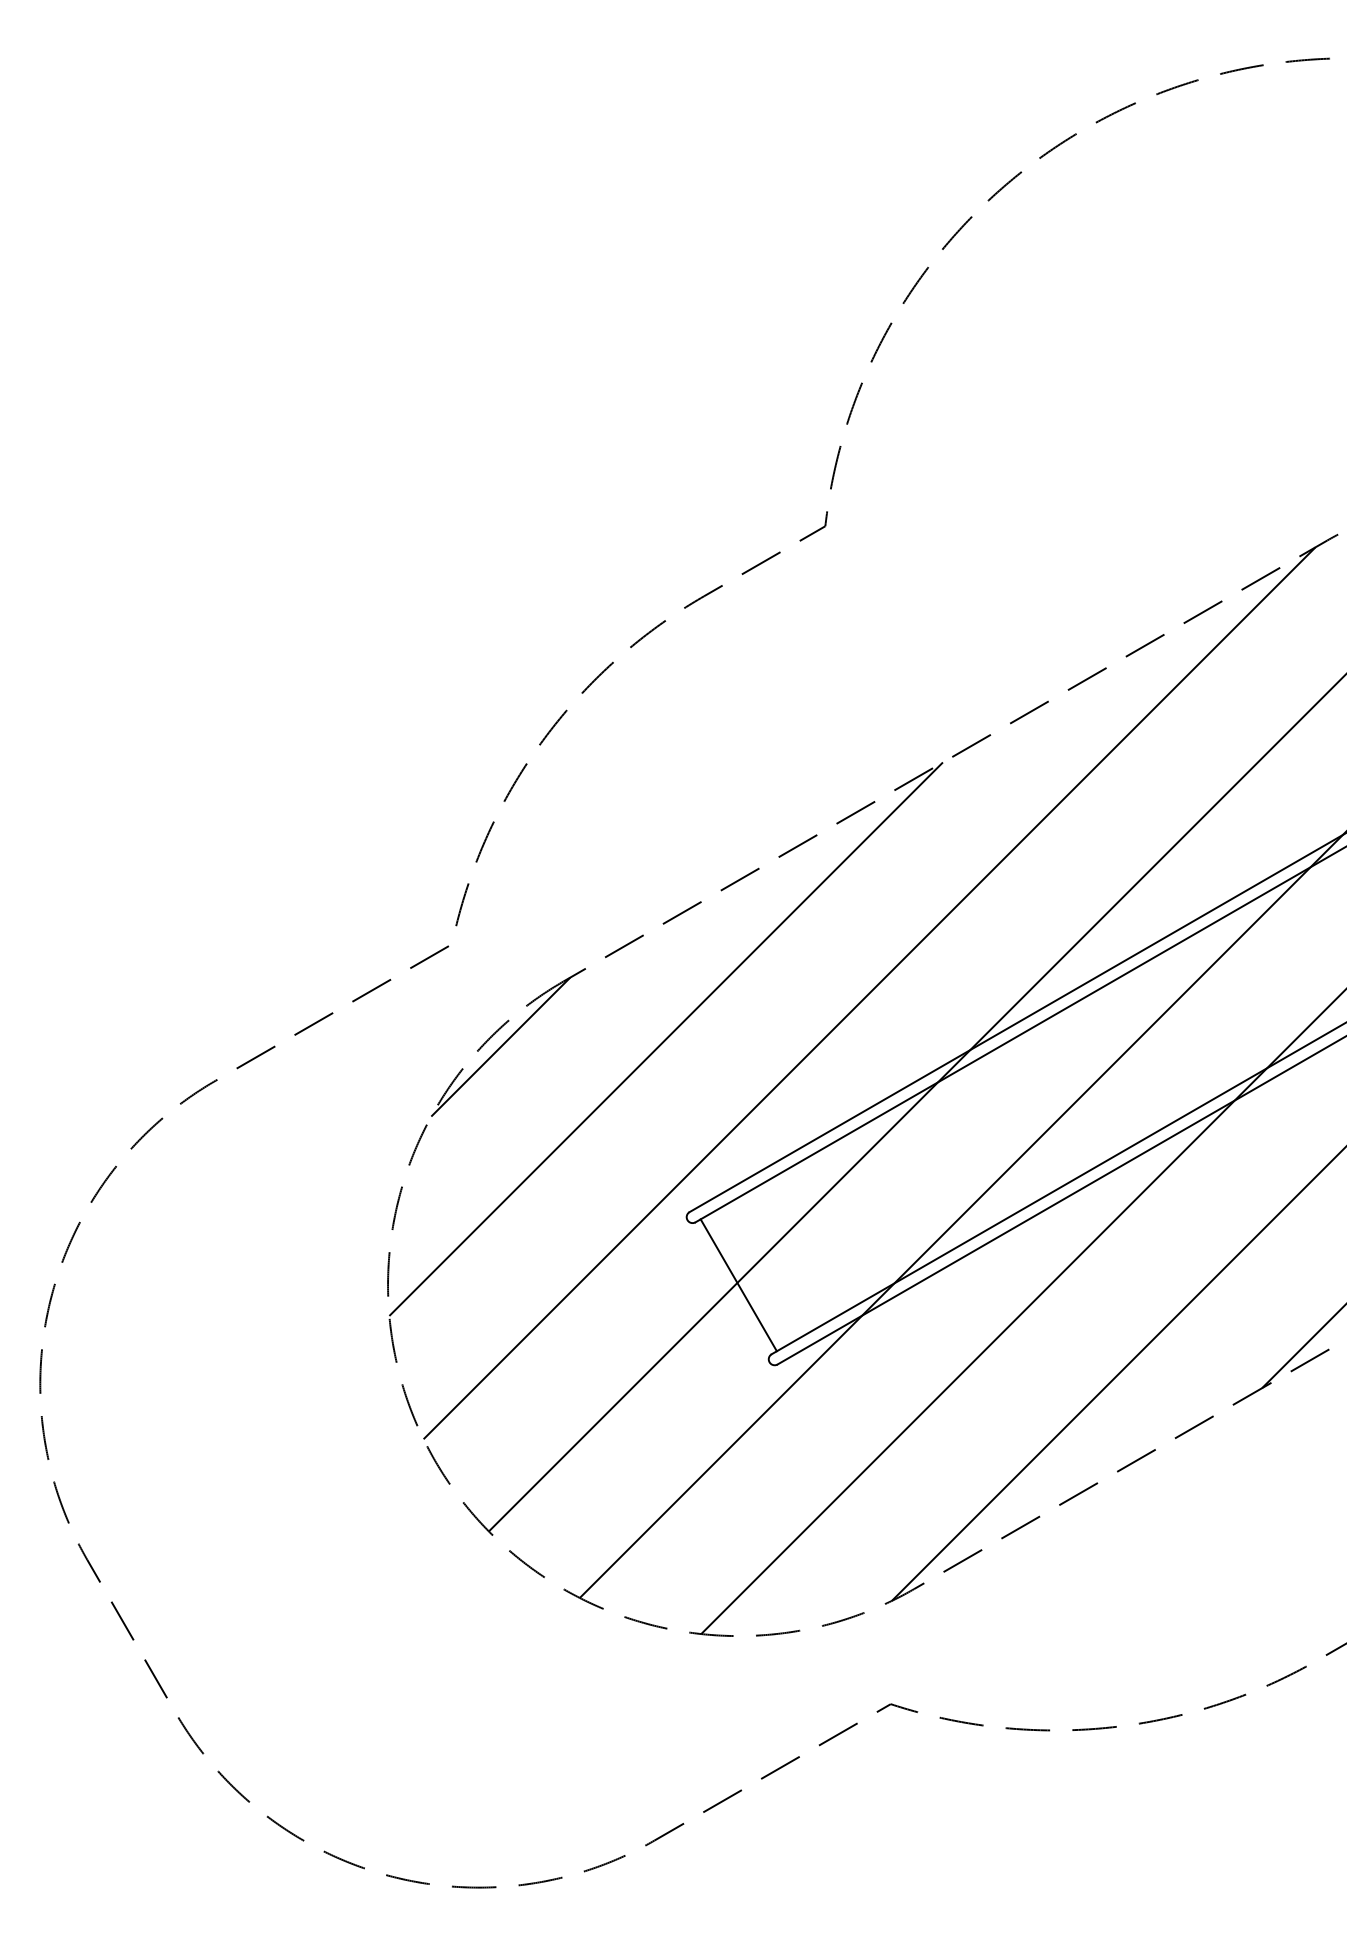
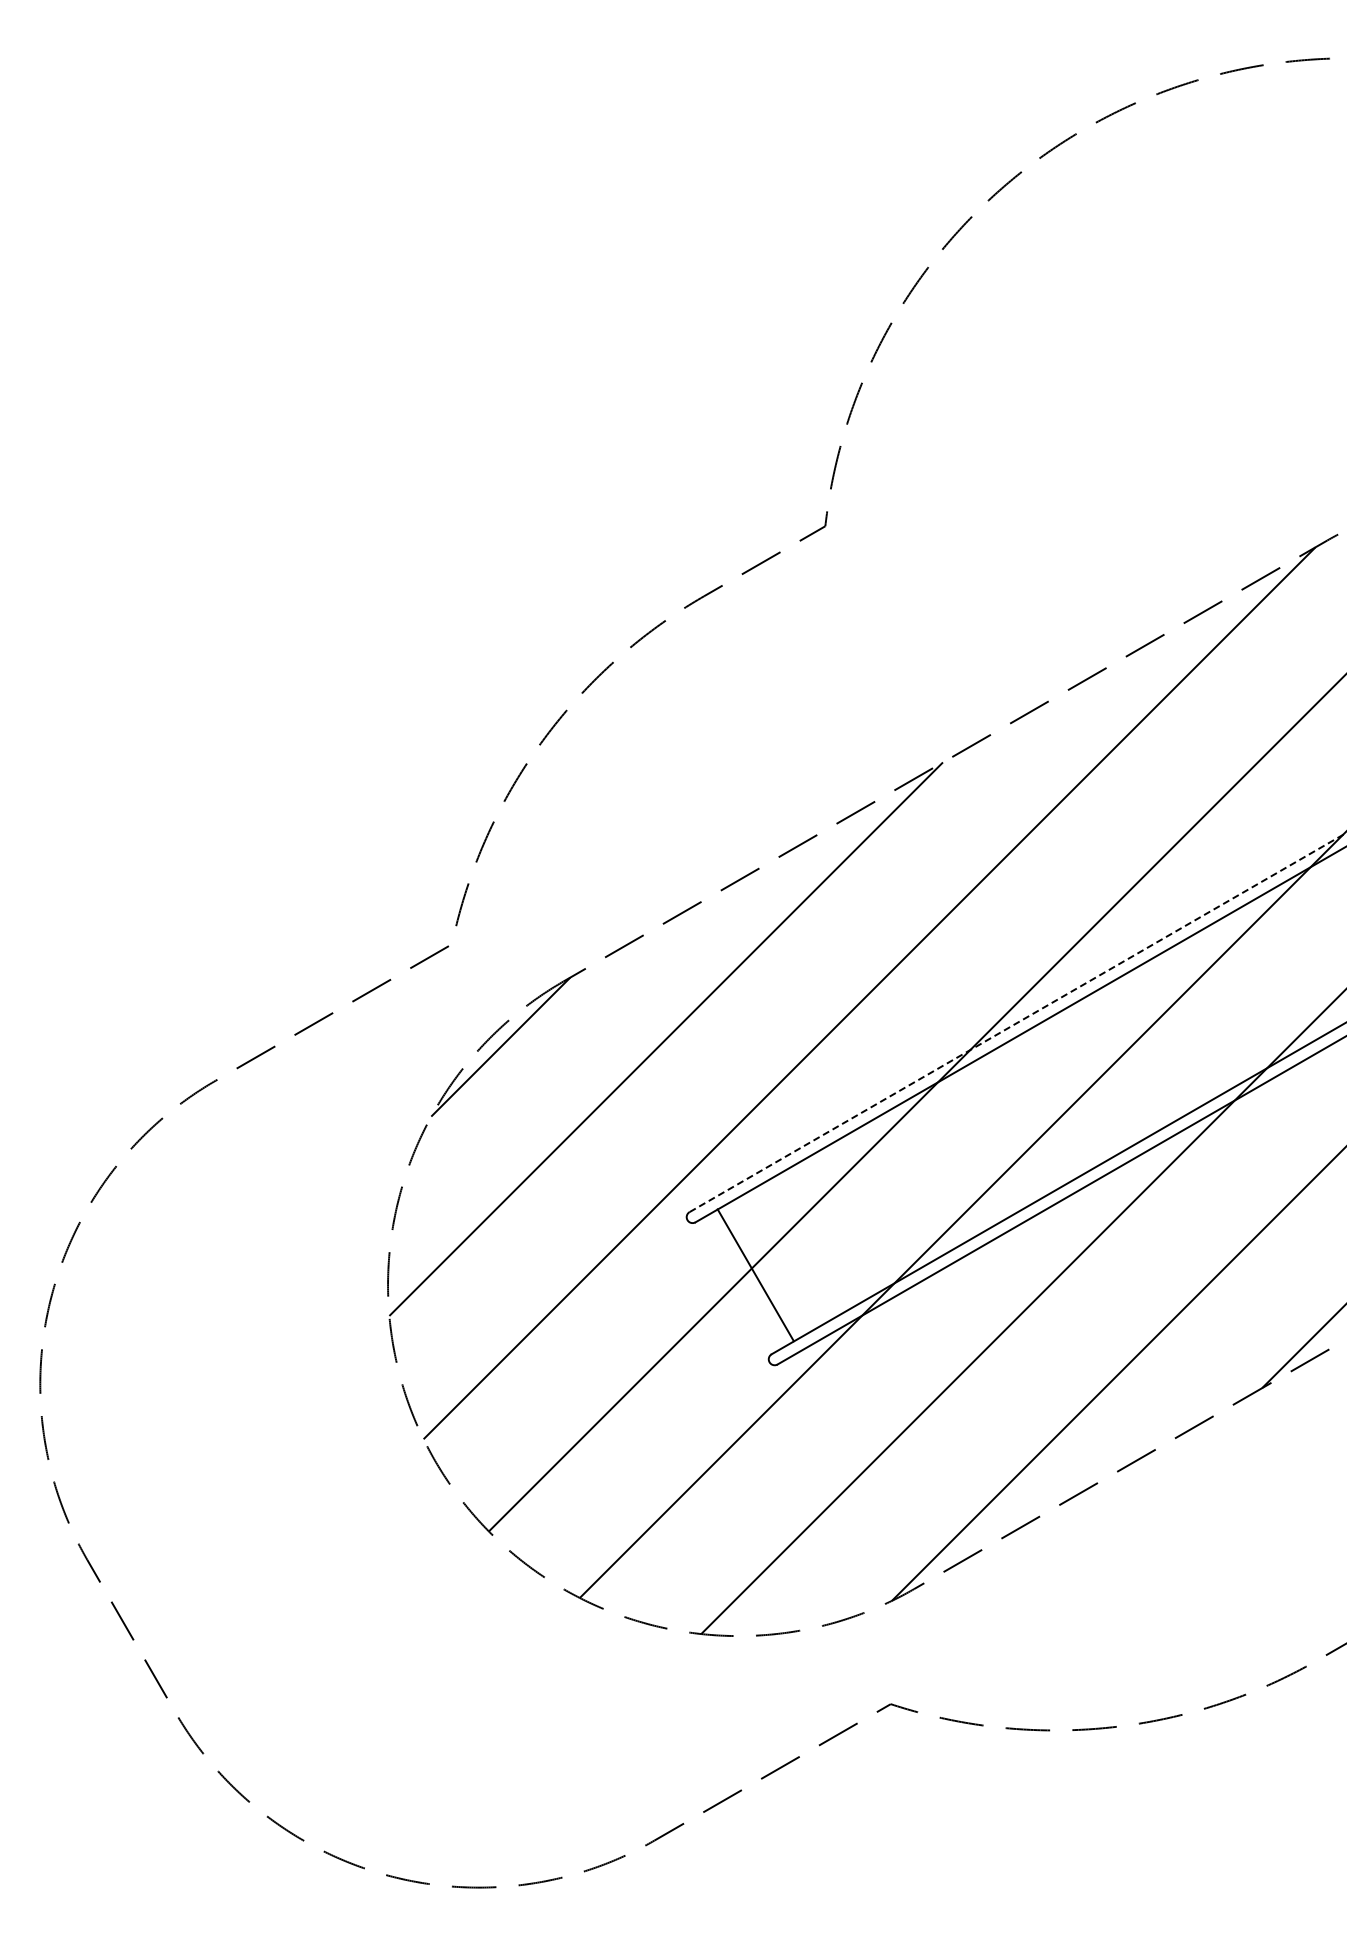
line: solid -> dashed (1018, 1022)
line position: (738, 1285) -> (755, 1275) (755, 1275)
